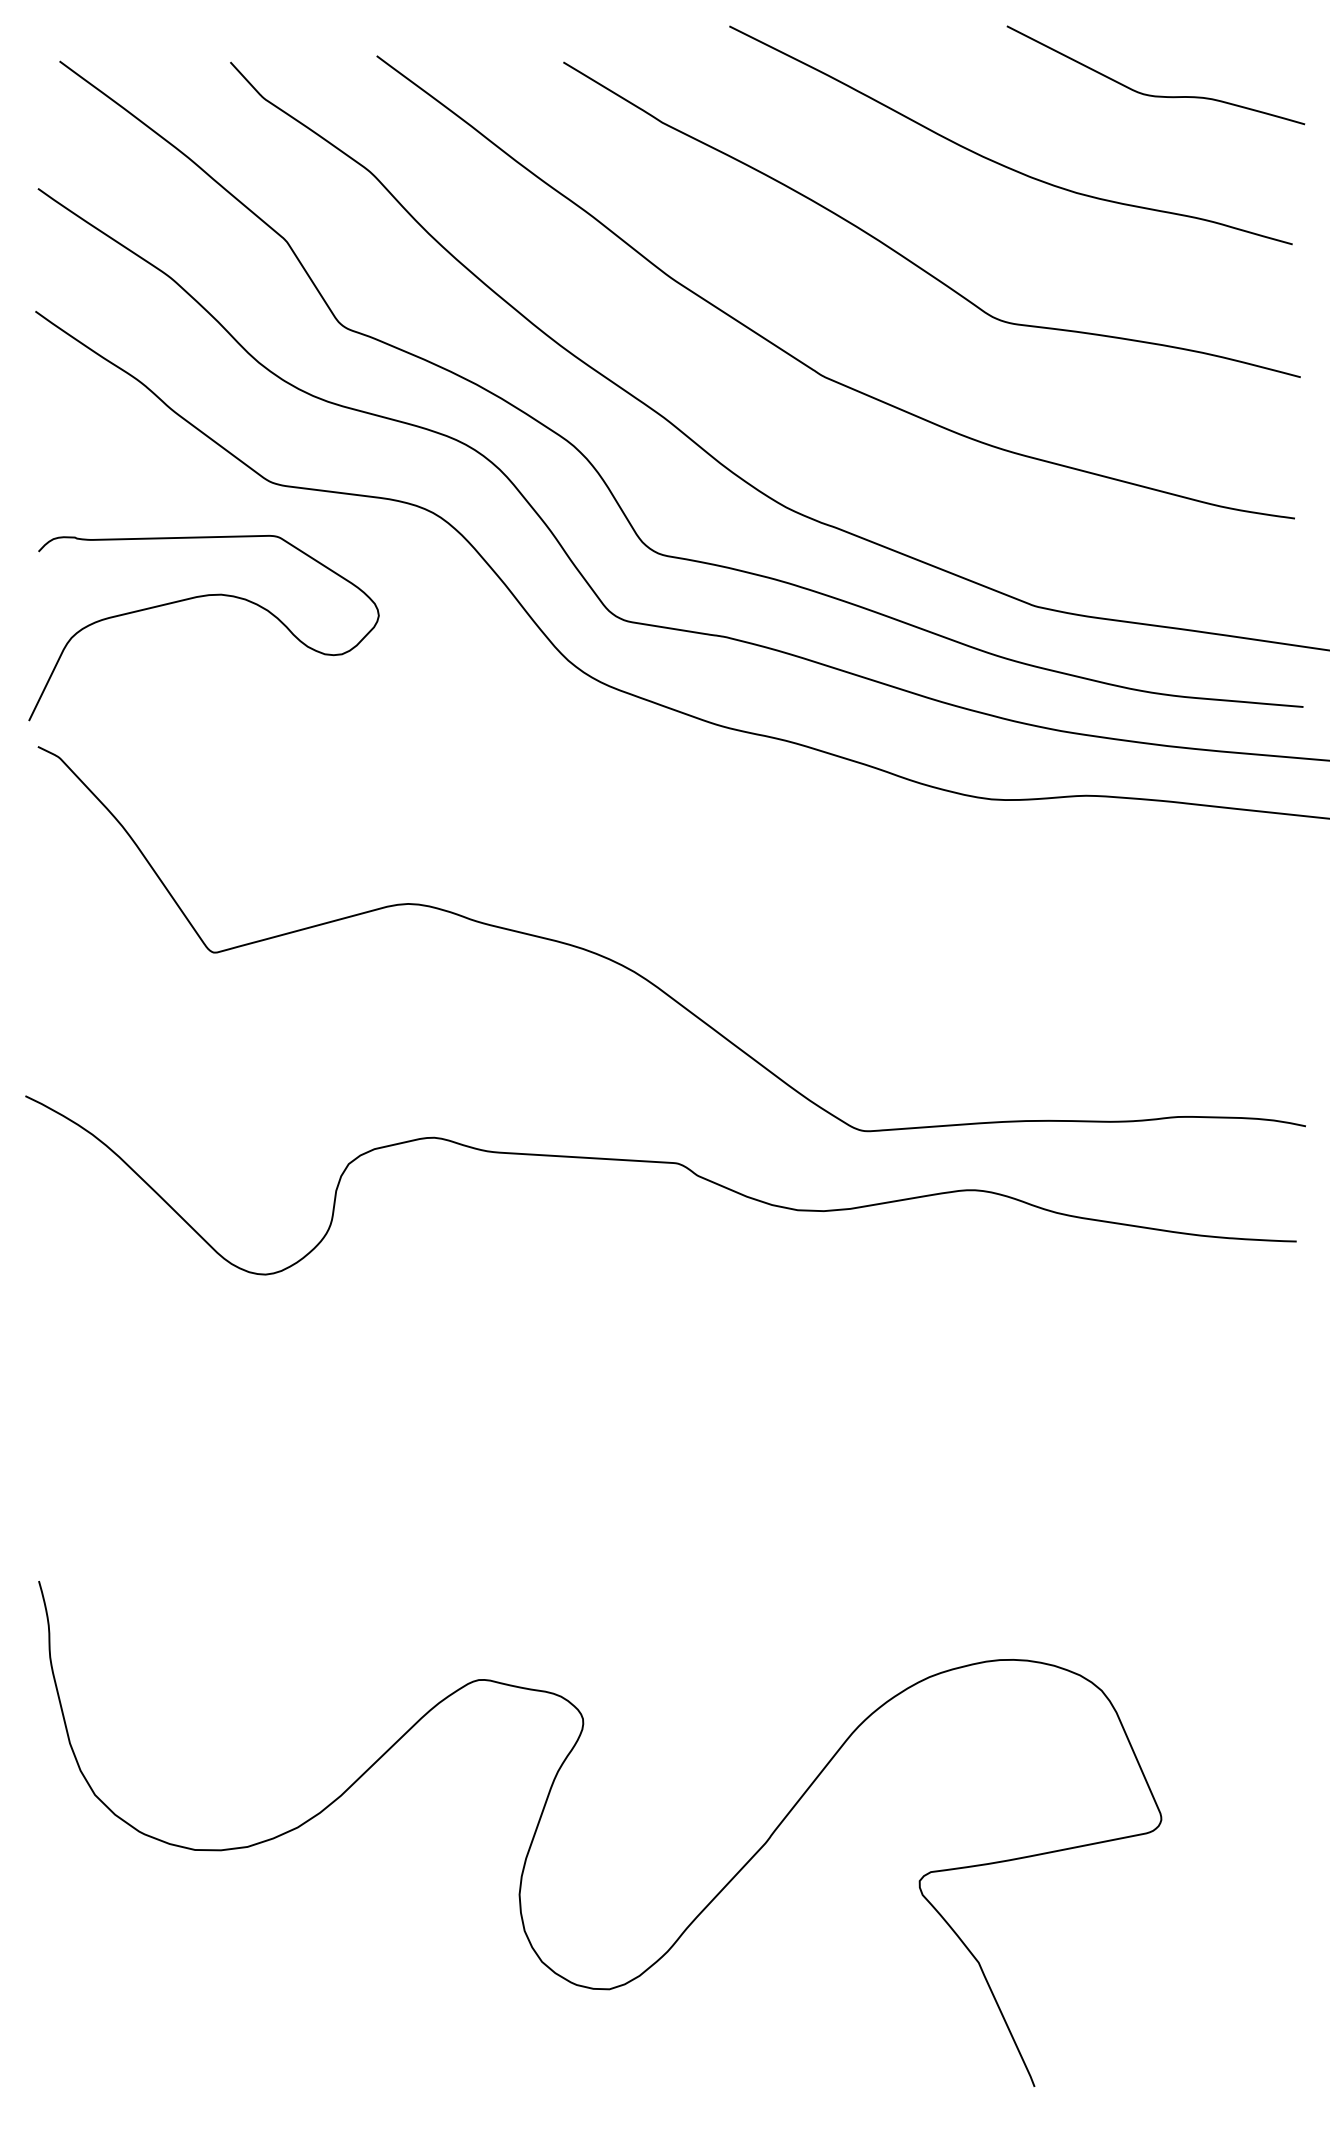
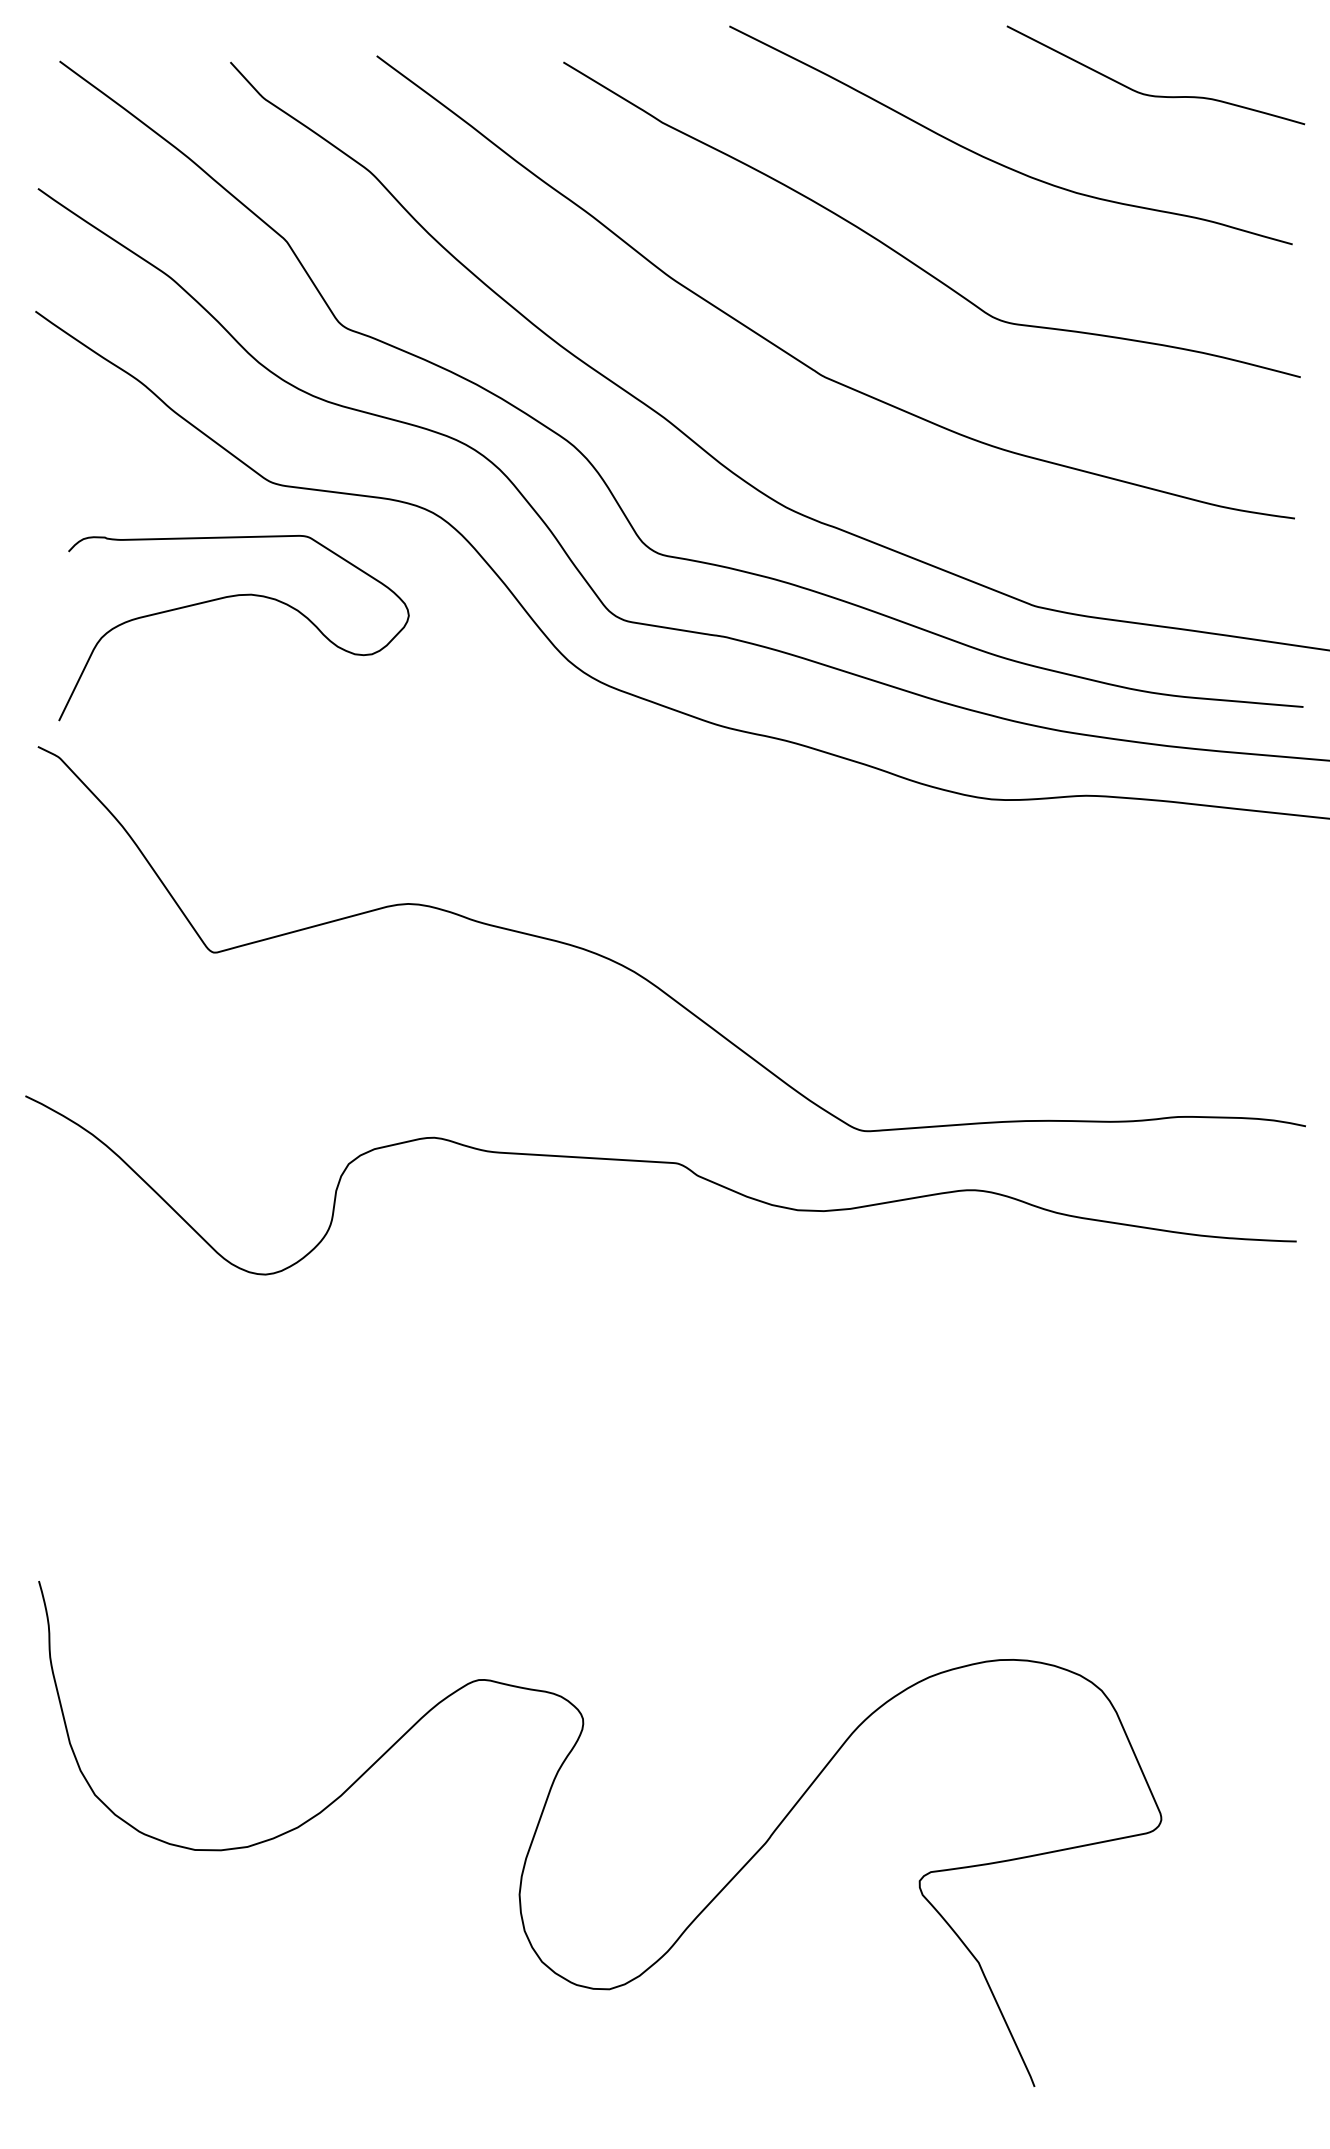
curve position: (195, 598) -> (225, 598) (225, 598)
